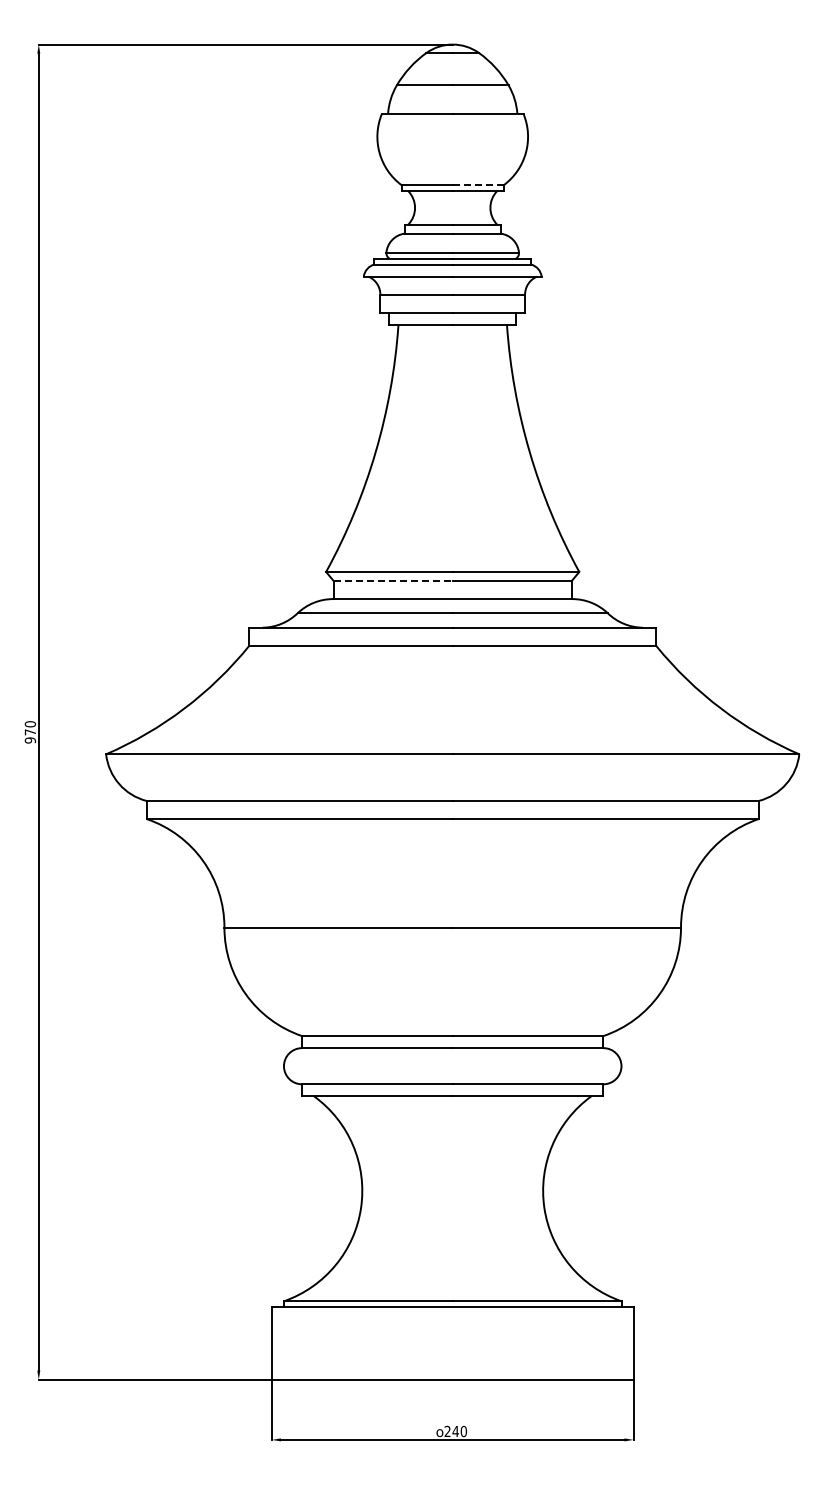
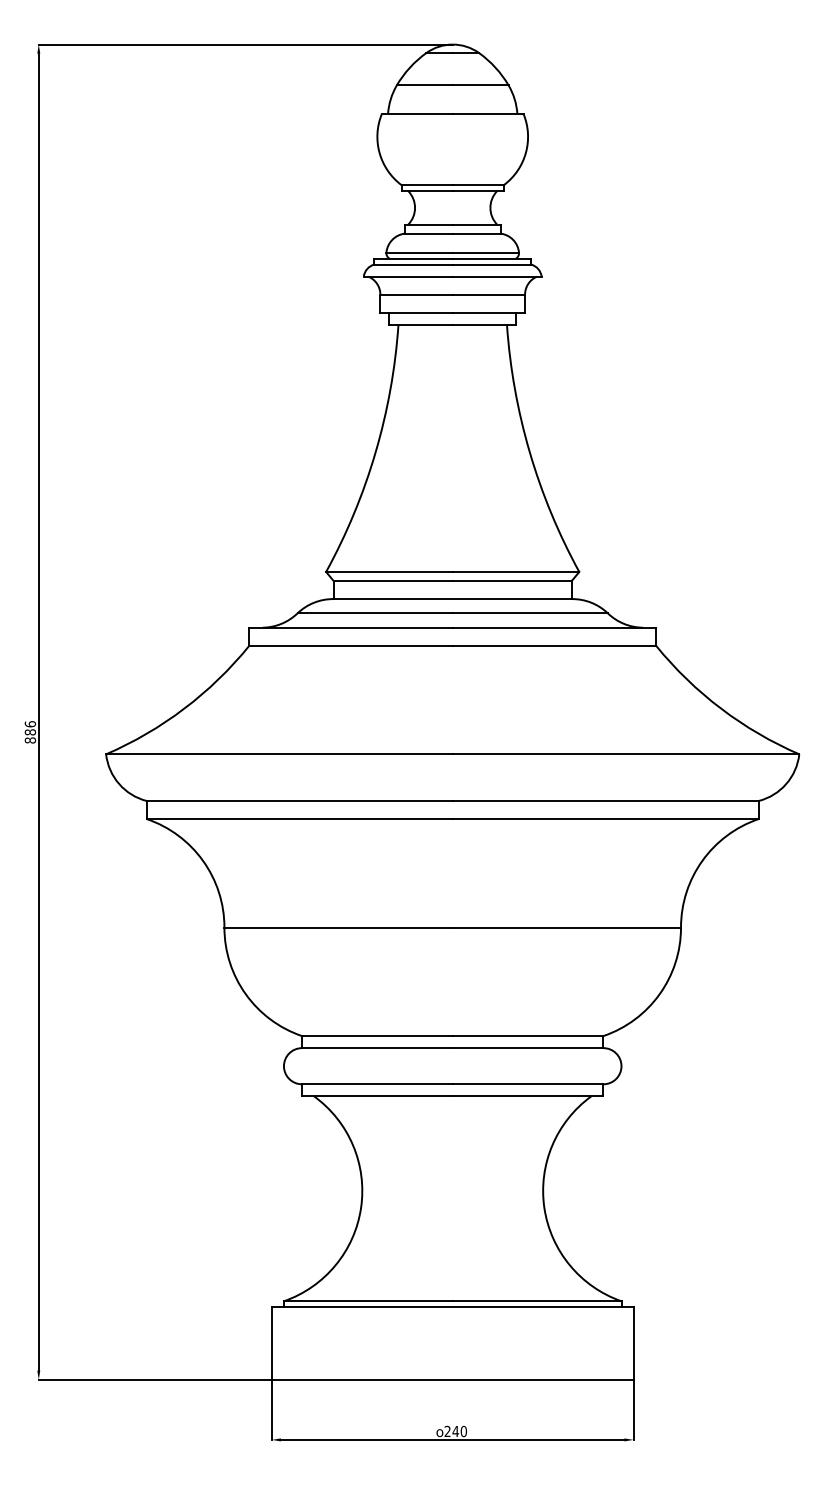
line: dashed -> solid (478, 185)
line: dashed -> solid (393, 581)
text: 970 -> 886 (30, 732)
